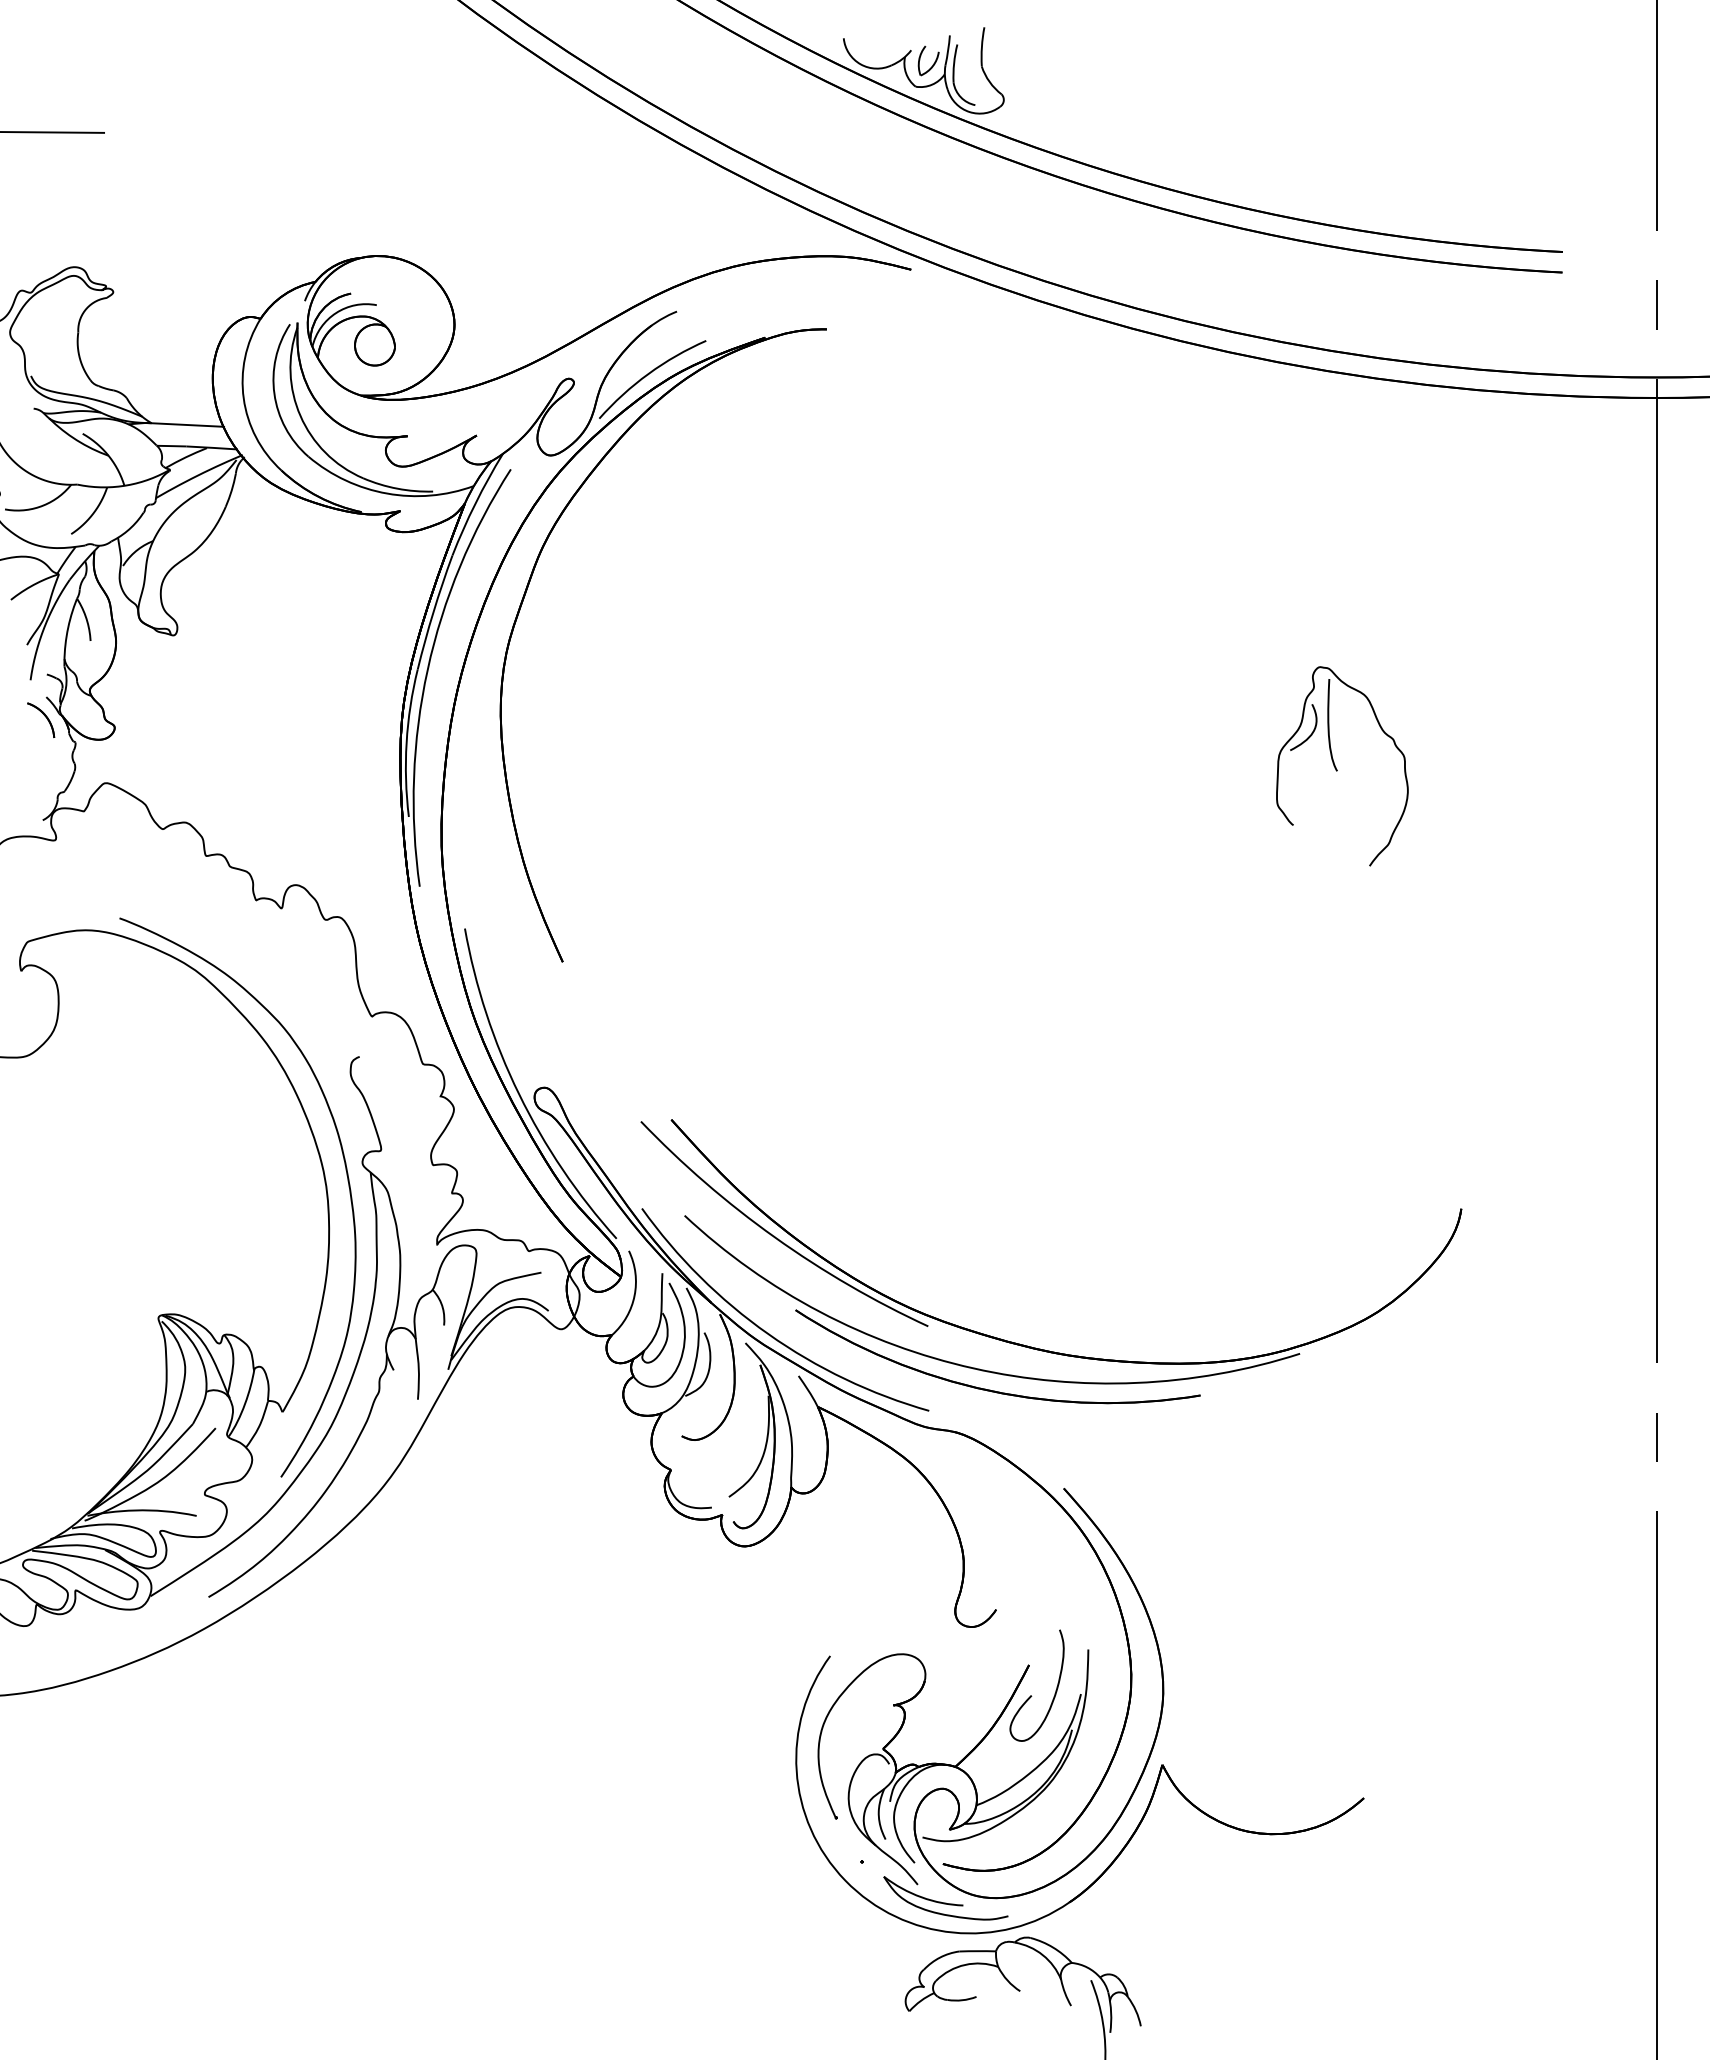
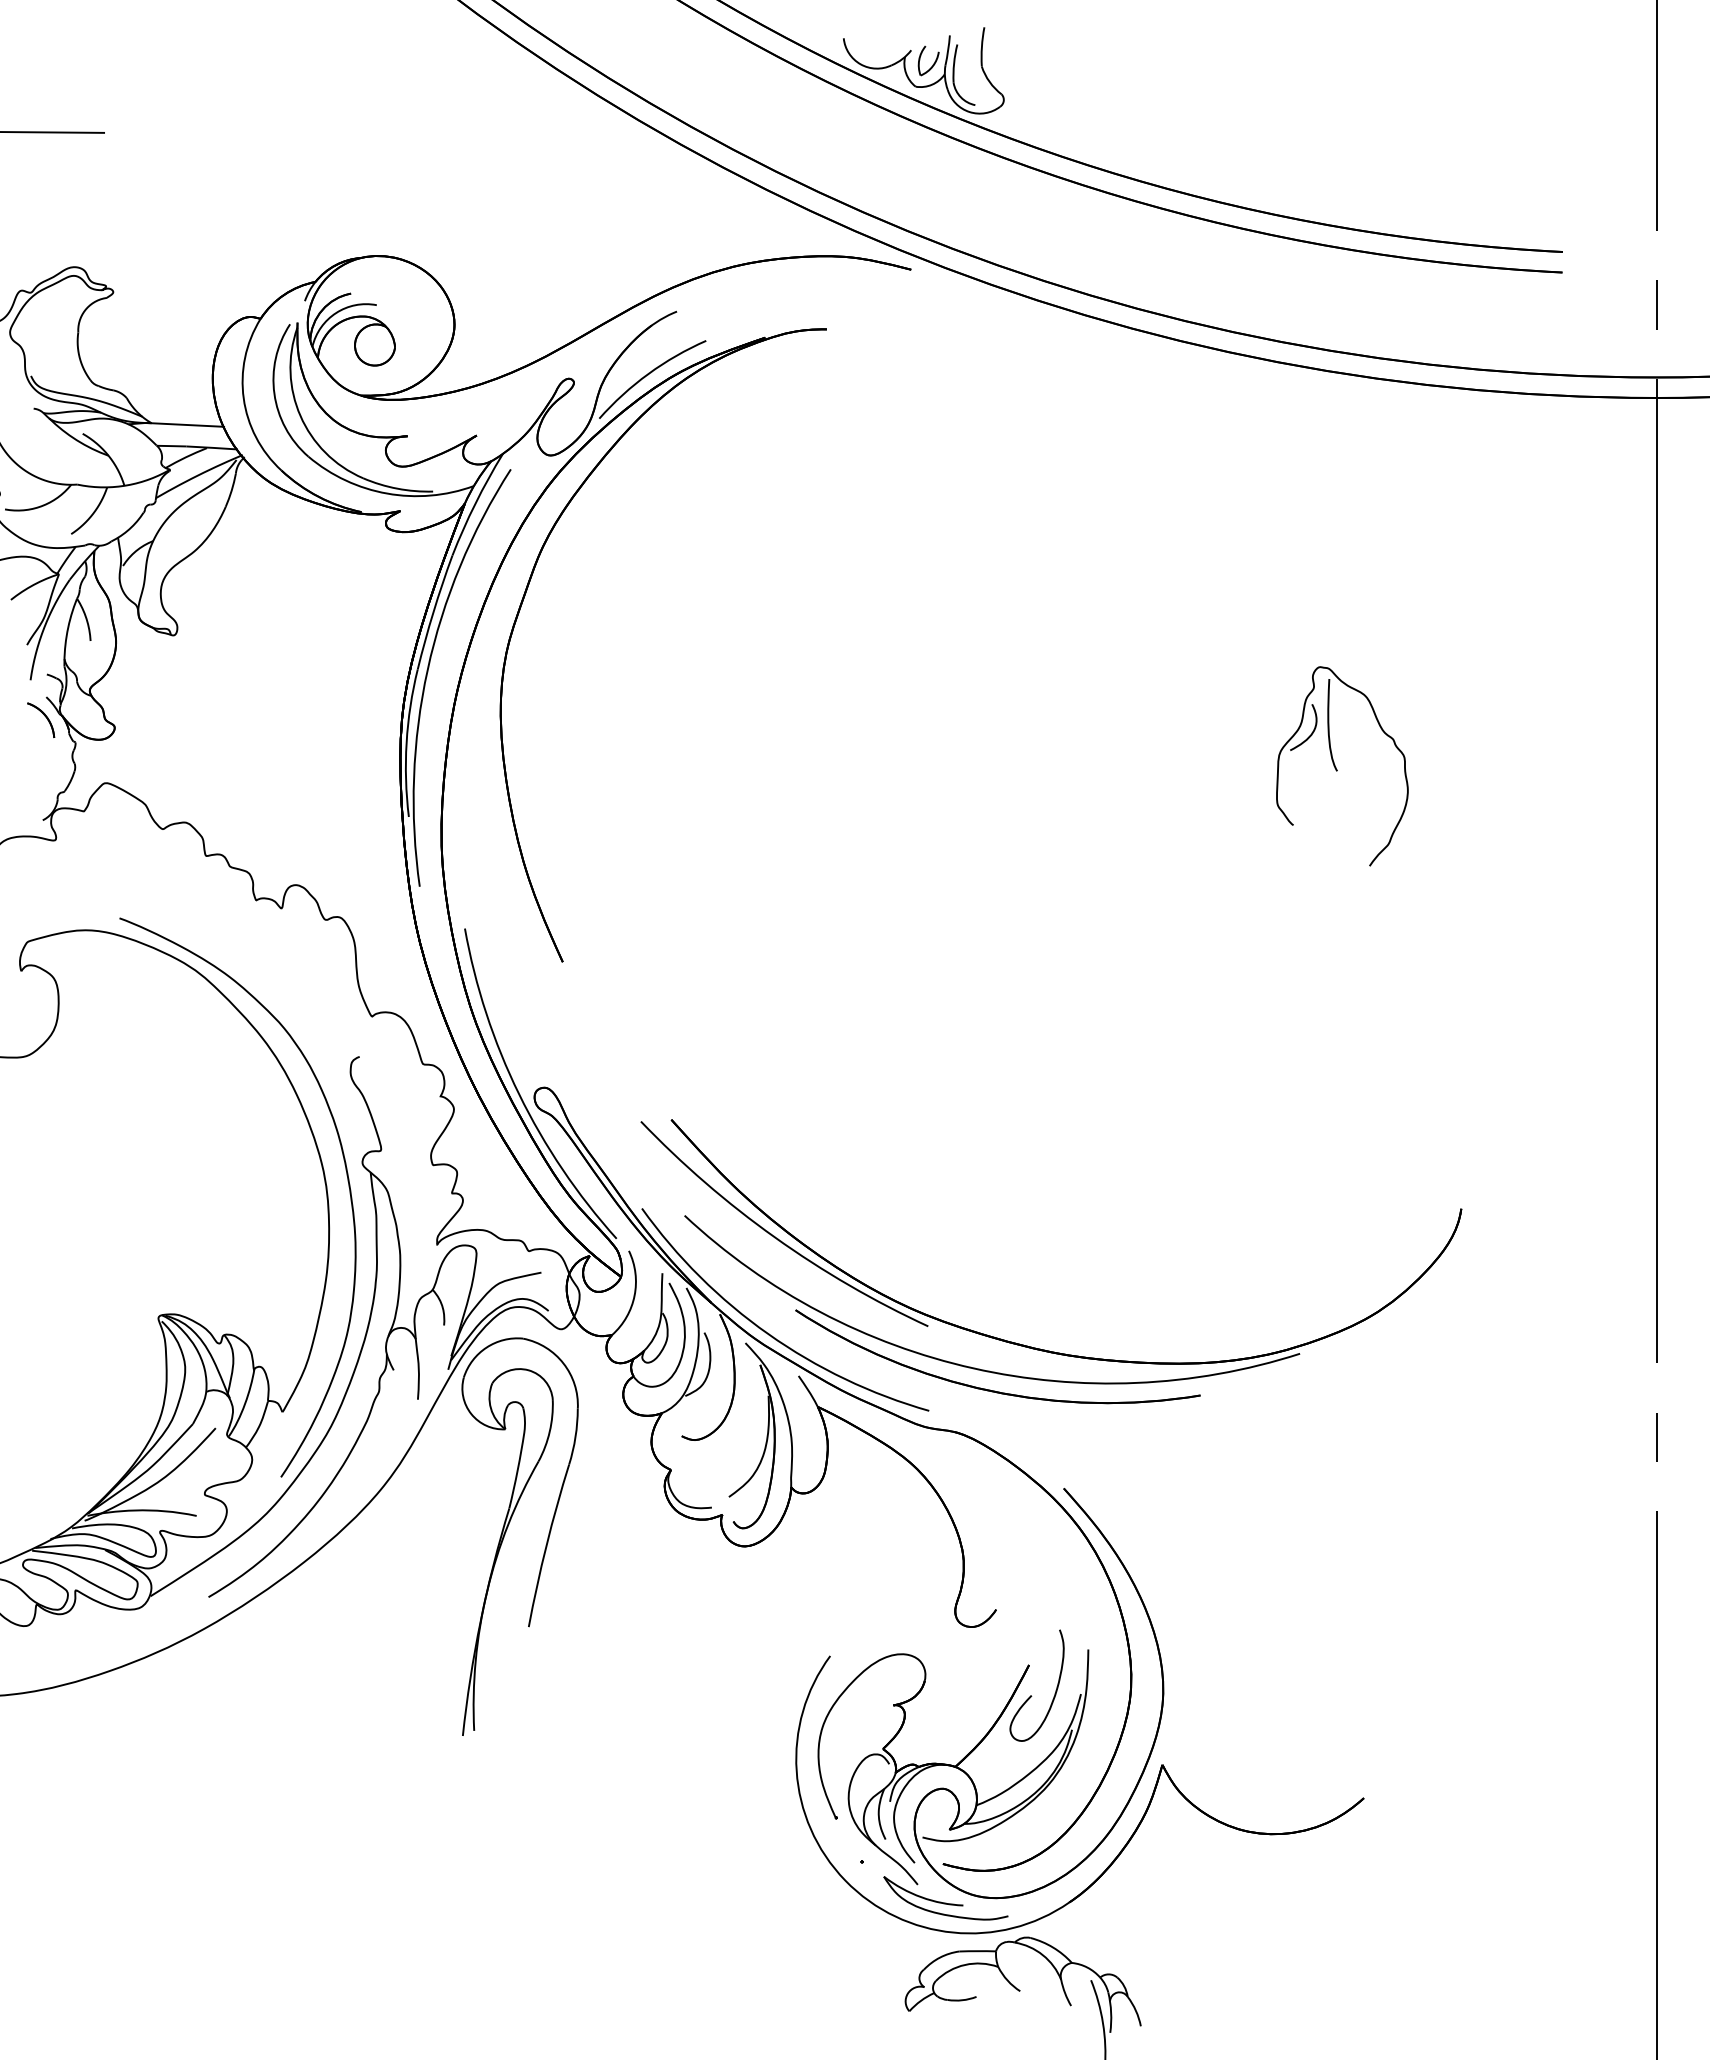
part: none -> present (506, 1532)
